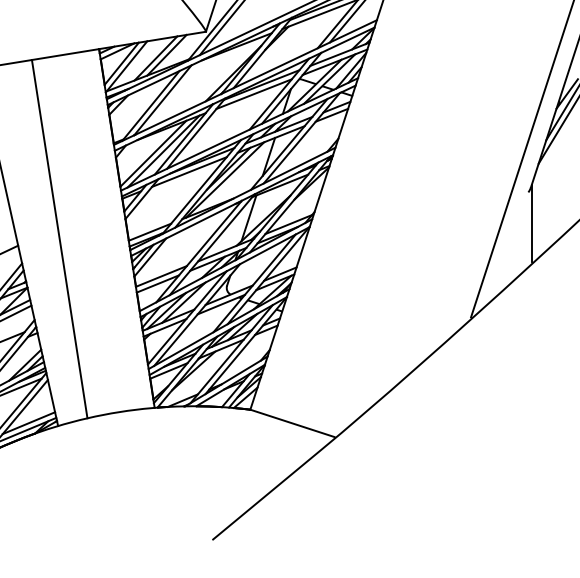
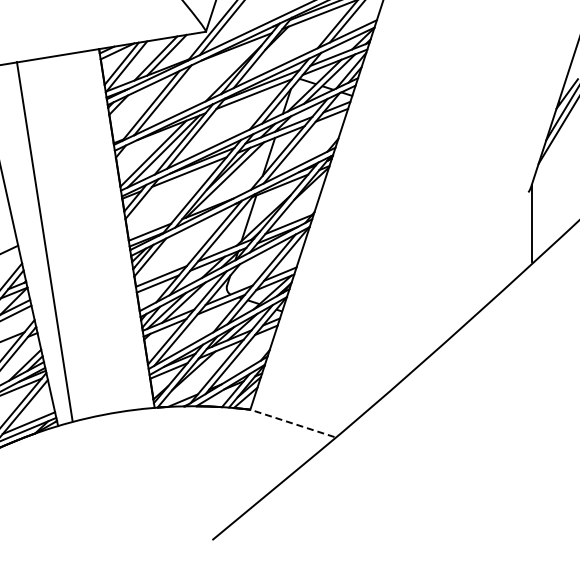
line: present -> none (522, 159)
line position: (59, 239) -> (44, 241) (44, 241)
line: solid -> dashed (291, 423)
